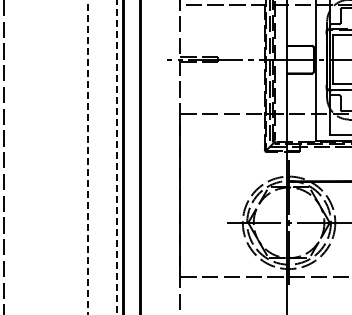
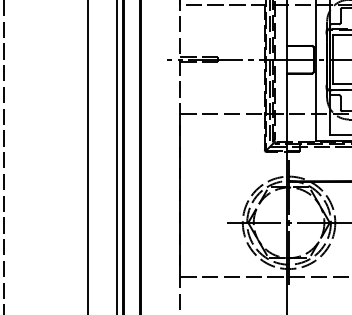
line: dashed -> solid (87, 157)
line: dashed -> solid (116, 157)
